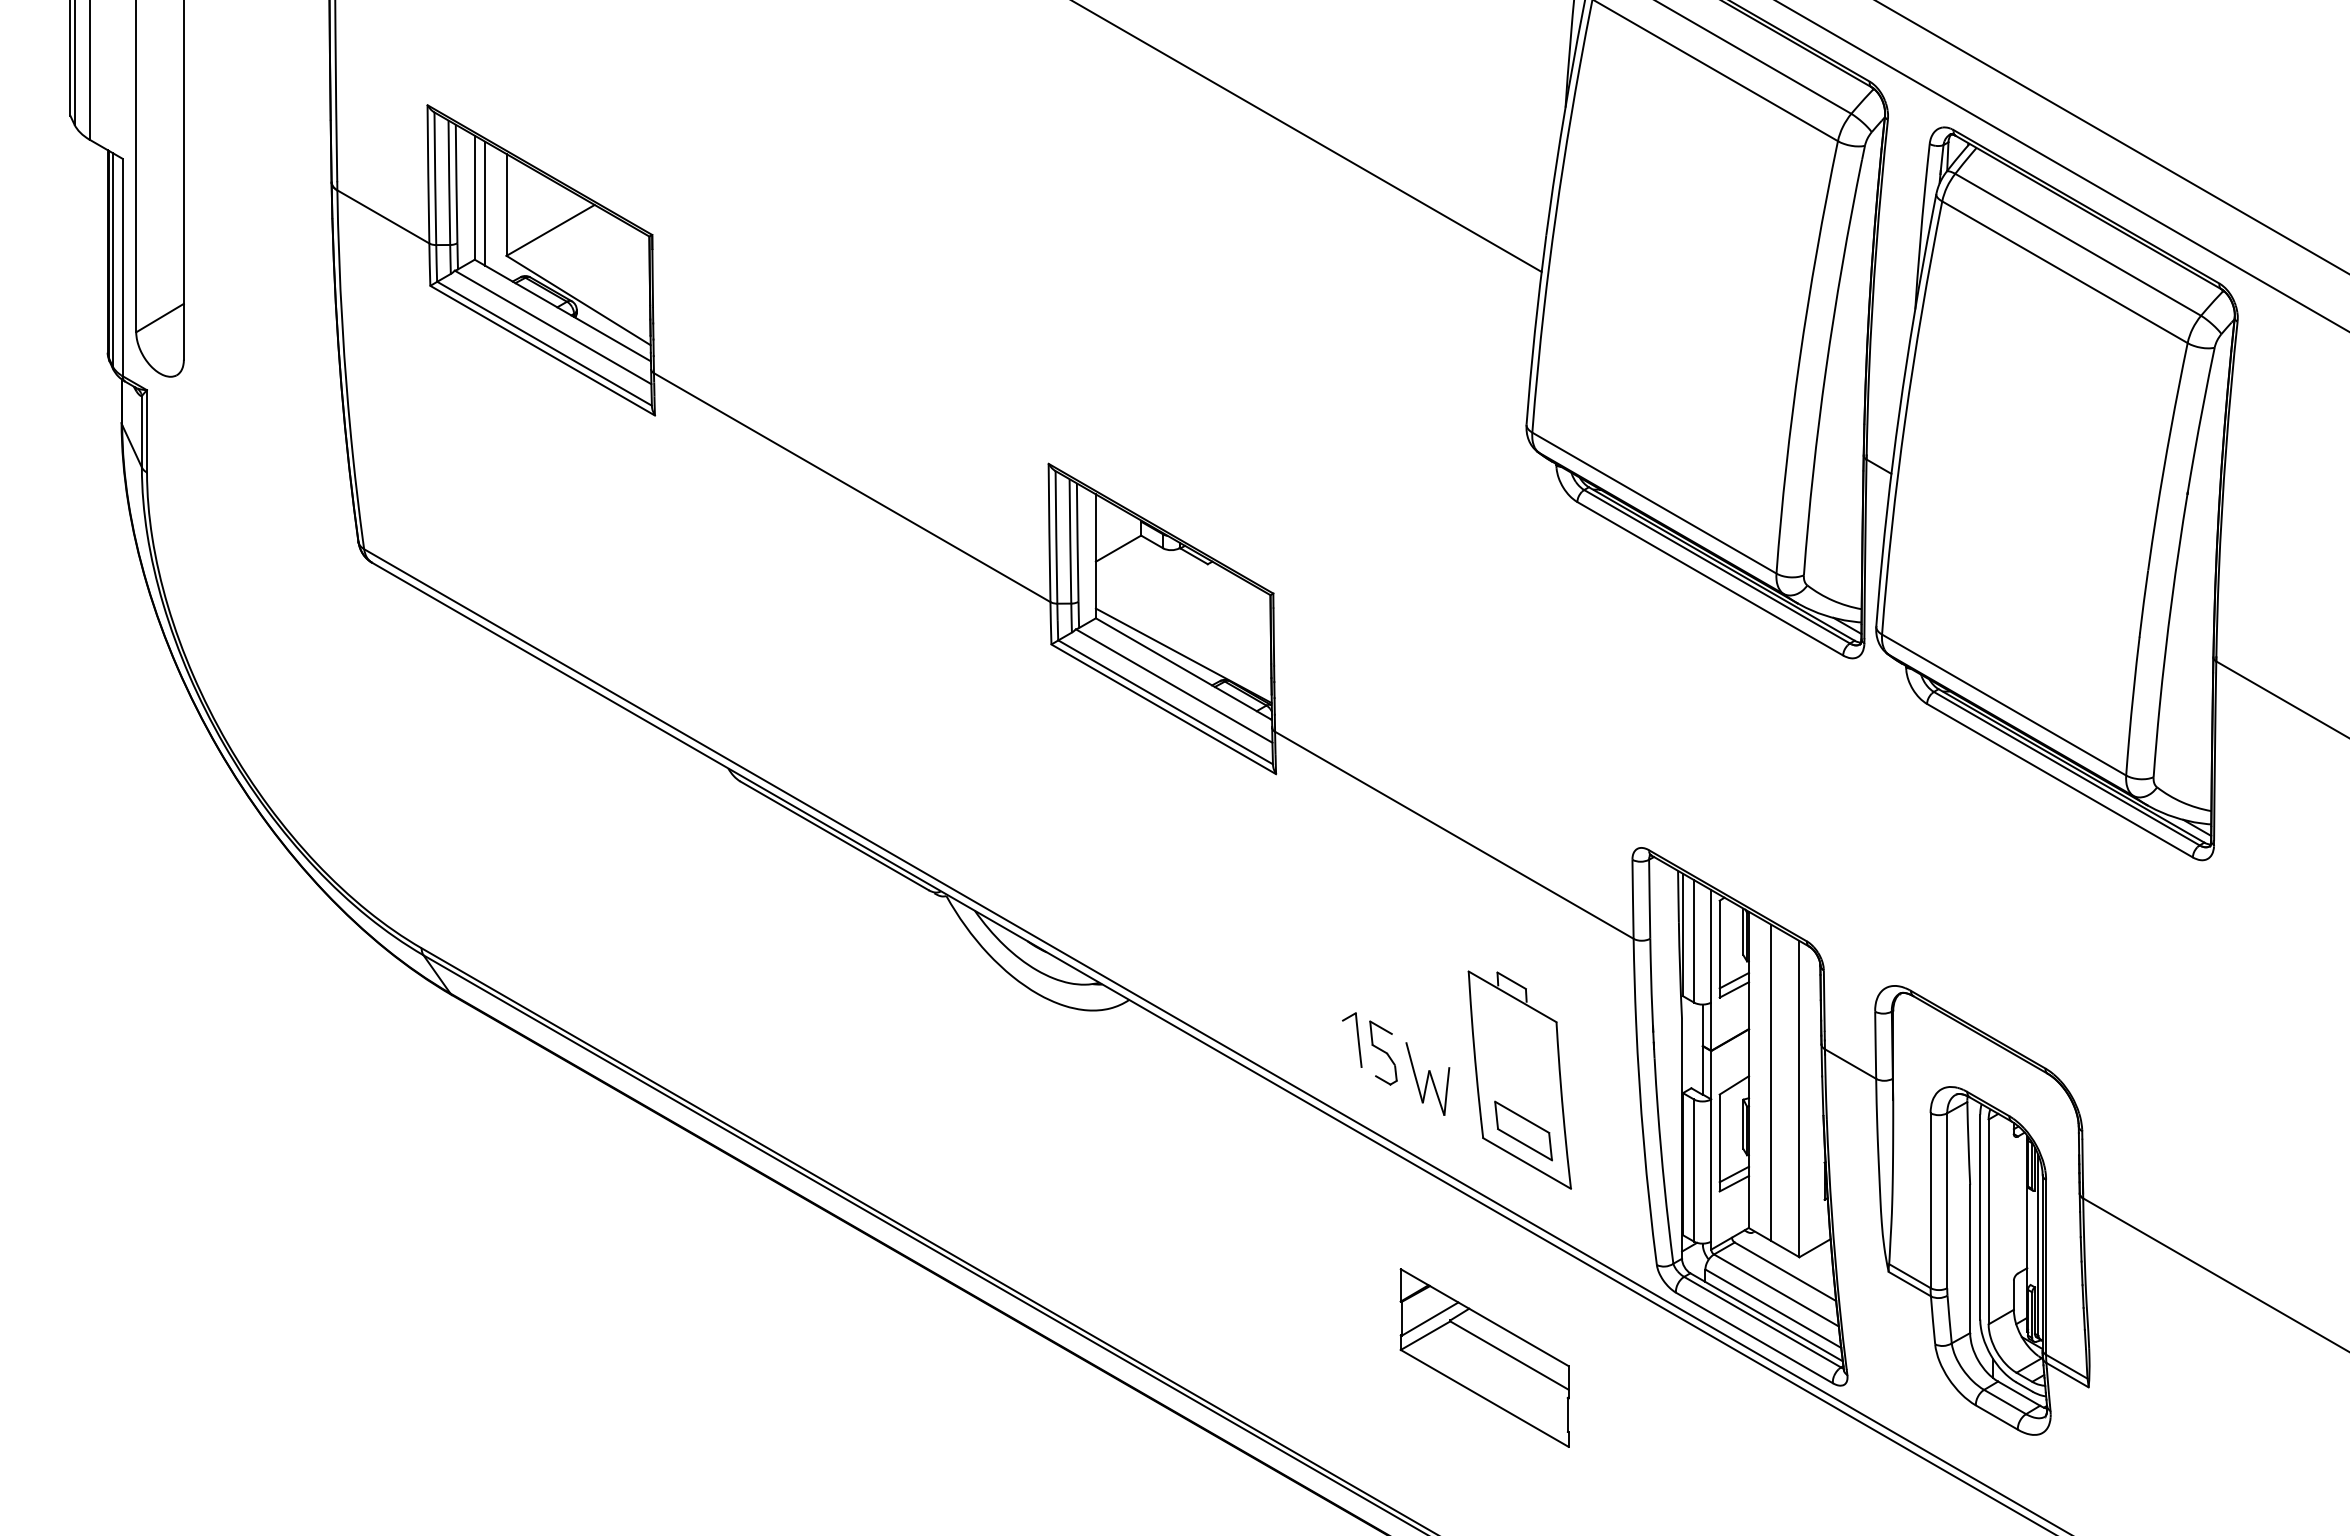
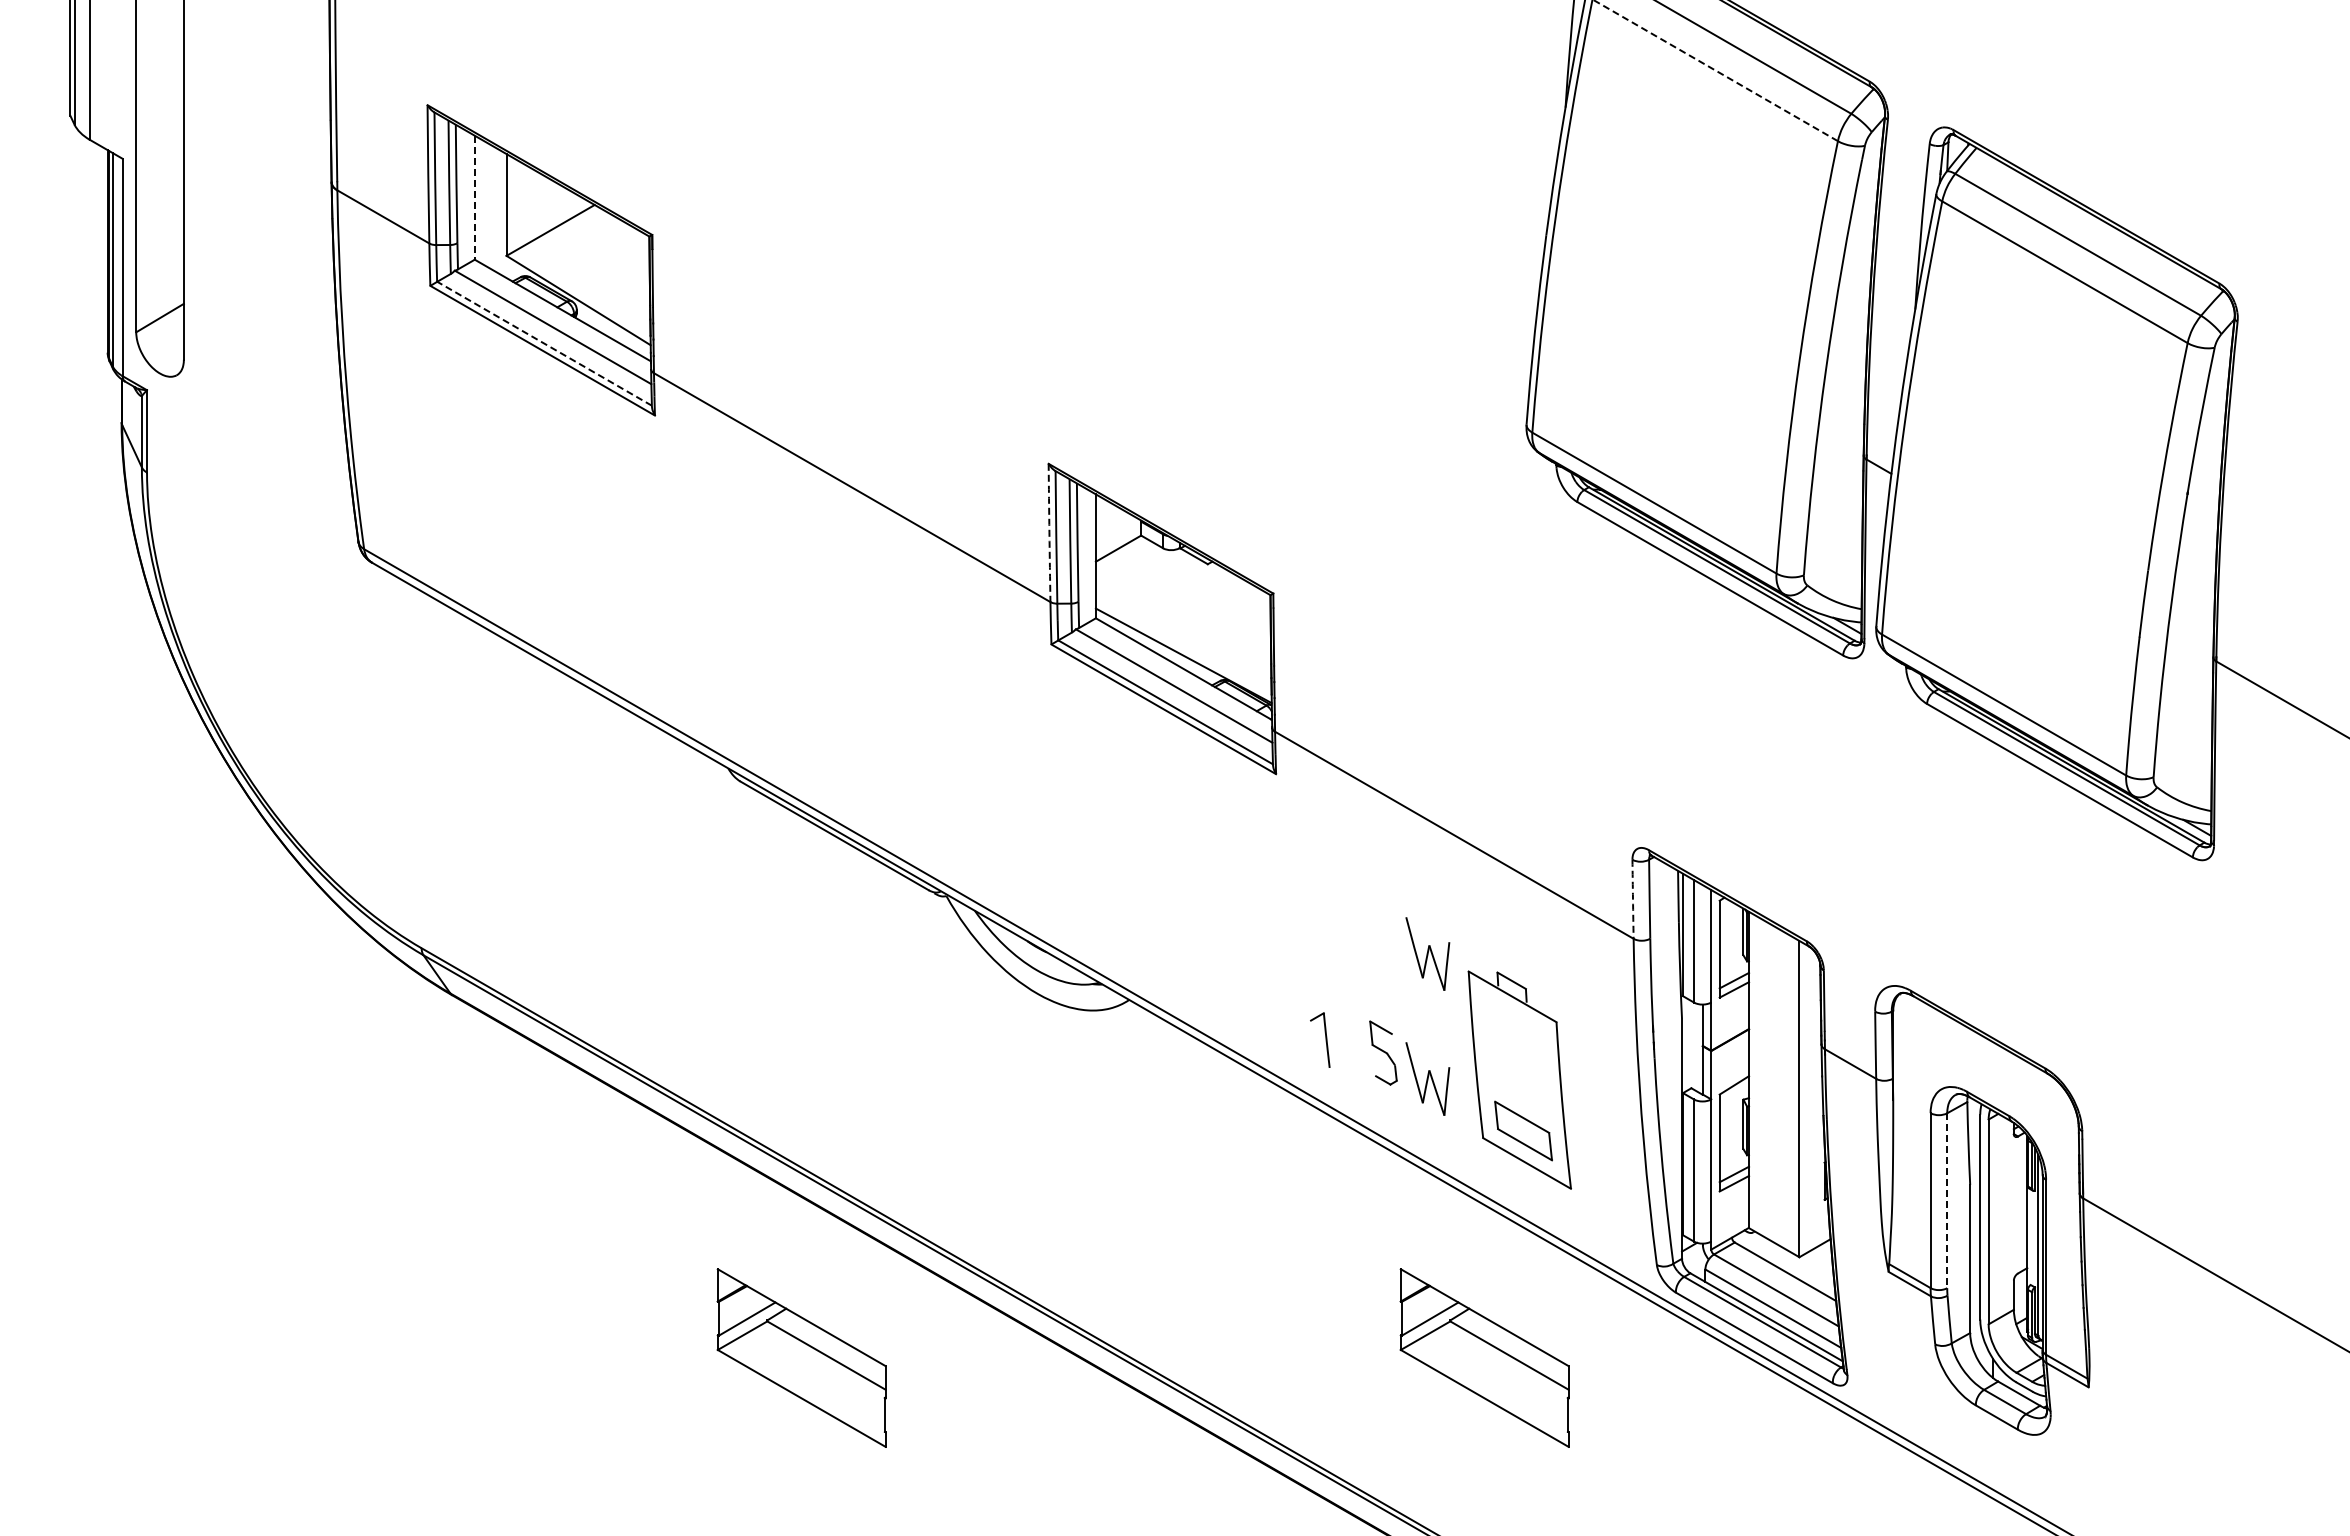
line: solid -> dashed (1716, 70)
line: present -> none (1307, 136)
line: present -> none (2112, 137)
line: present -> none (2062, 166)
line: solid -> dashed (474, 197)
line: present -> none (485, 203)
line: solid -> dashed (544, 343)
arc: solid -> dashed (1049, 532)
arc: solid -> dashed (1633, 899)
part: none -> present (1427, 953)
part position: (1352, 1039) -> (1320, 1039) (1320, 1039)
line: present -> none (1771, 1082)
line: solid -> dashed (1947, 1201)
part: none -> present (801, 1357)
